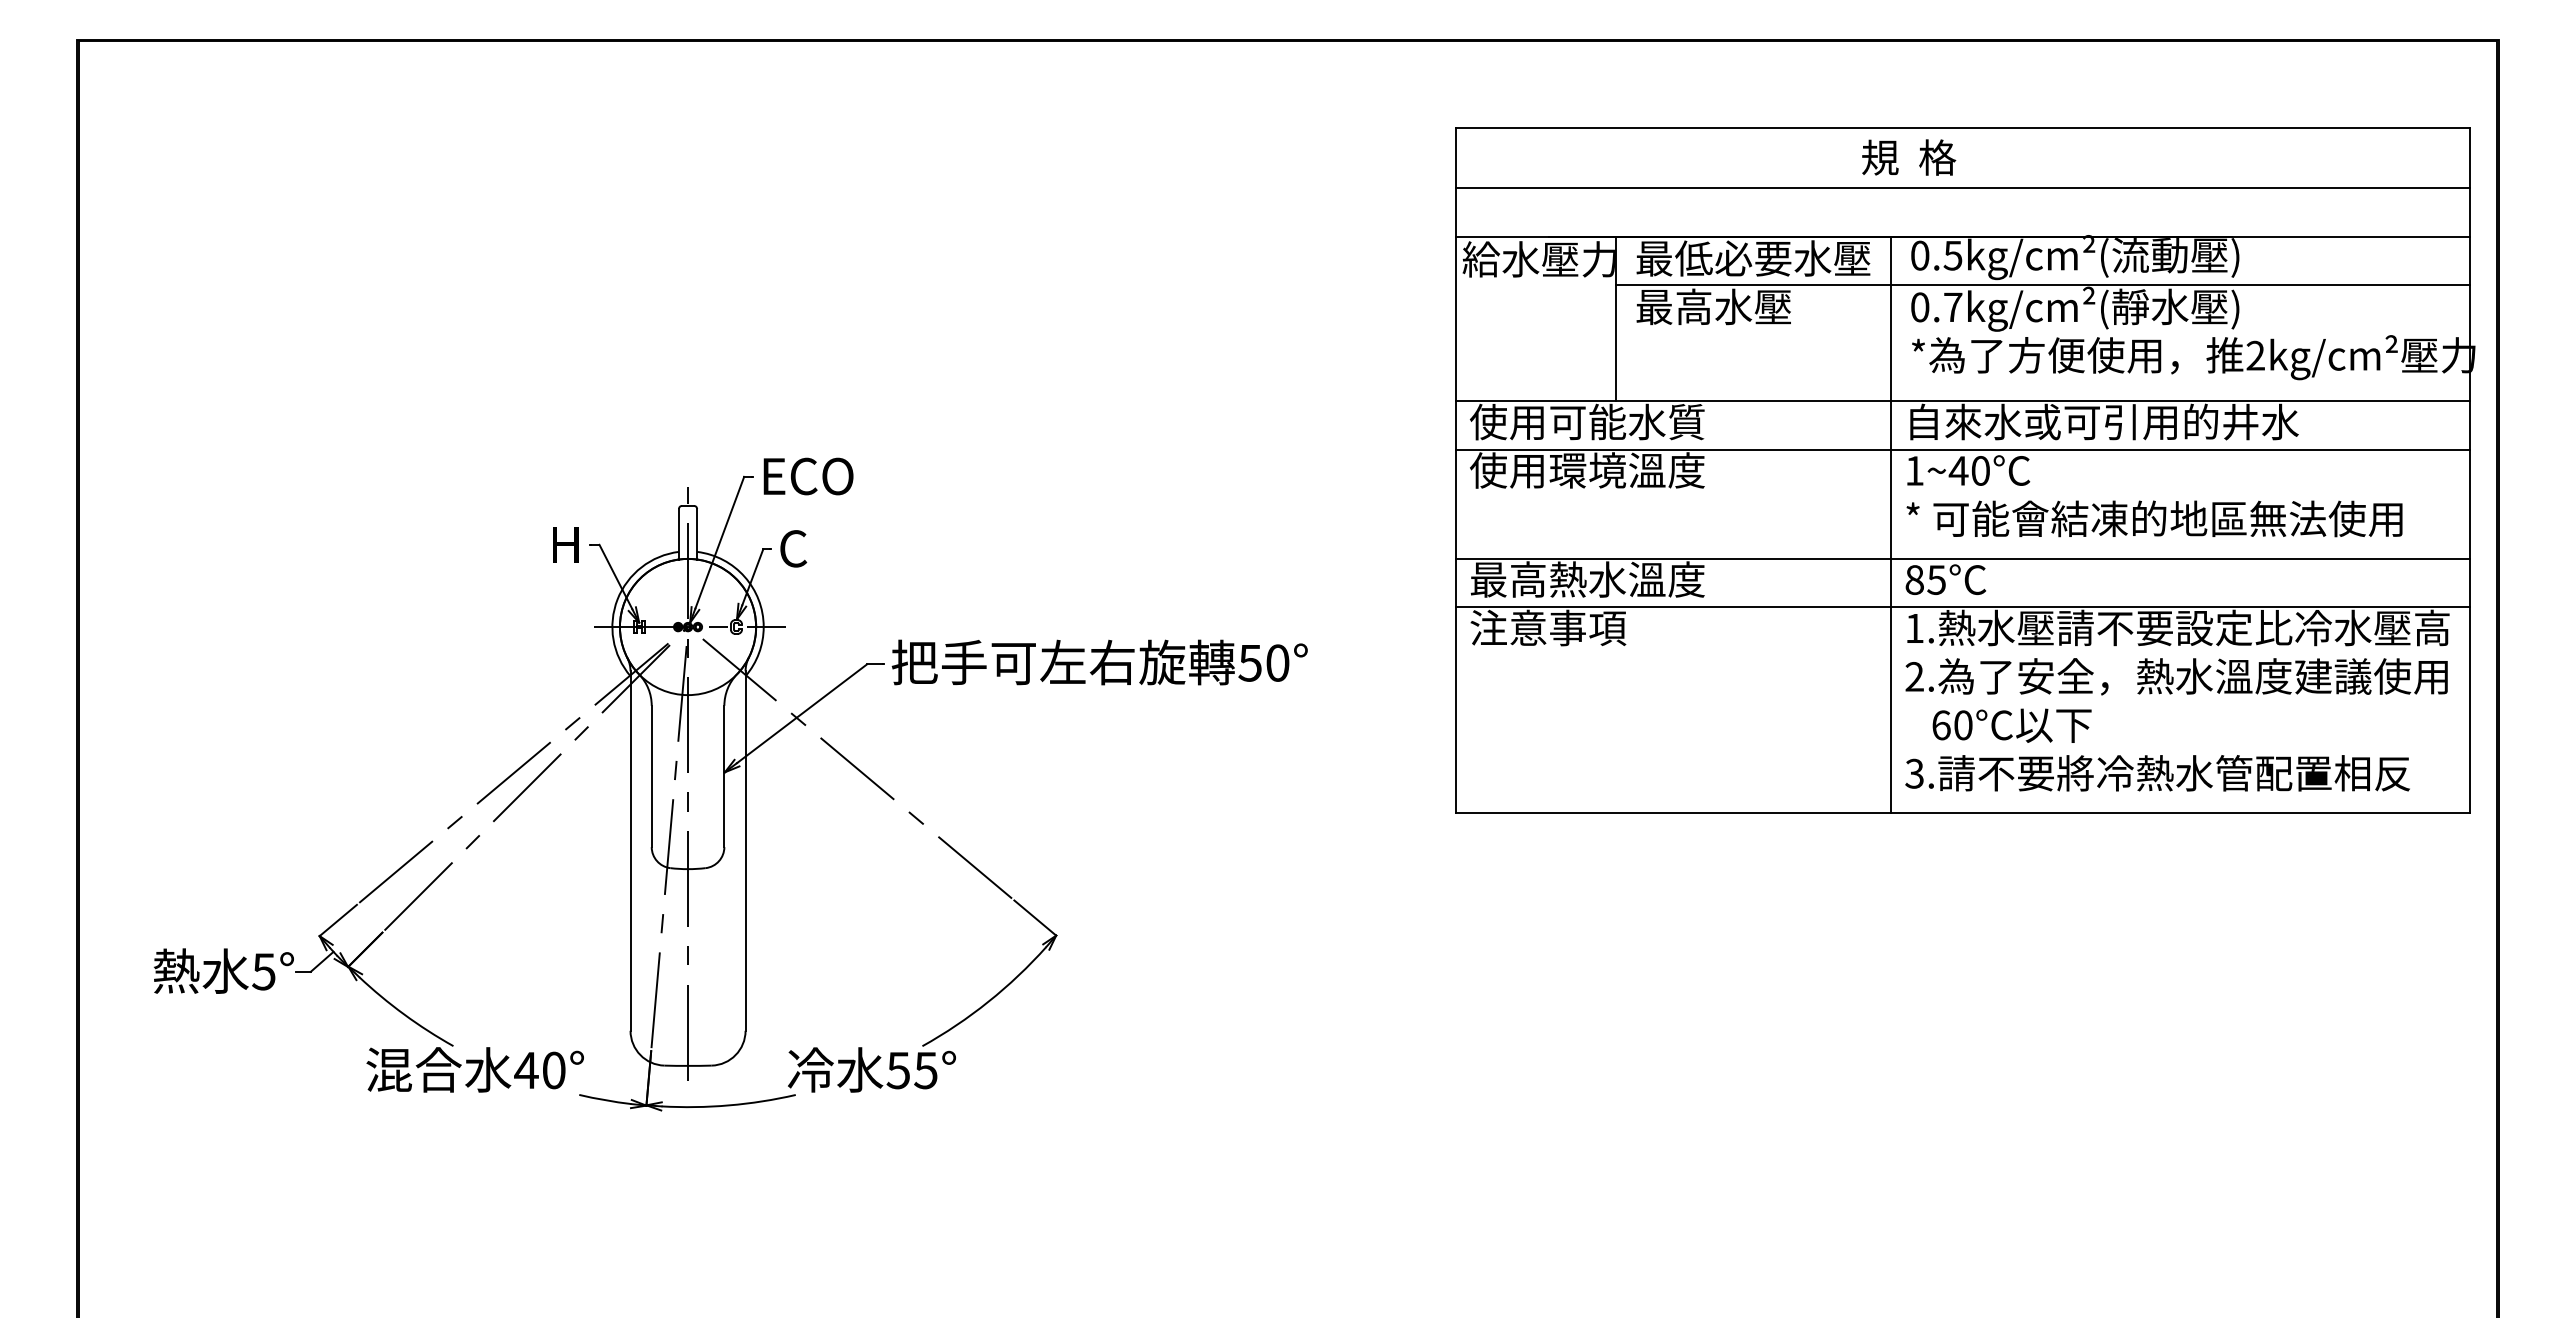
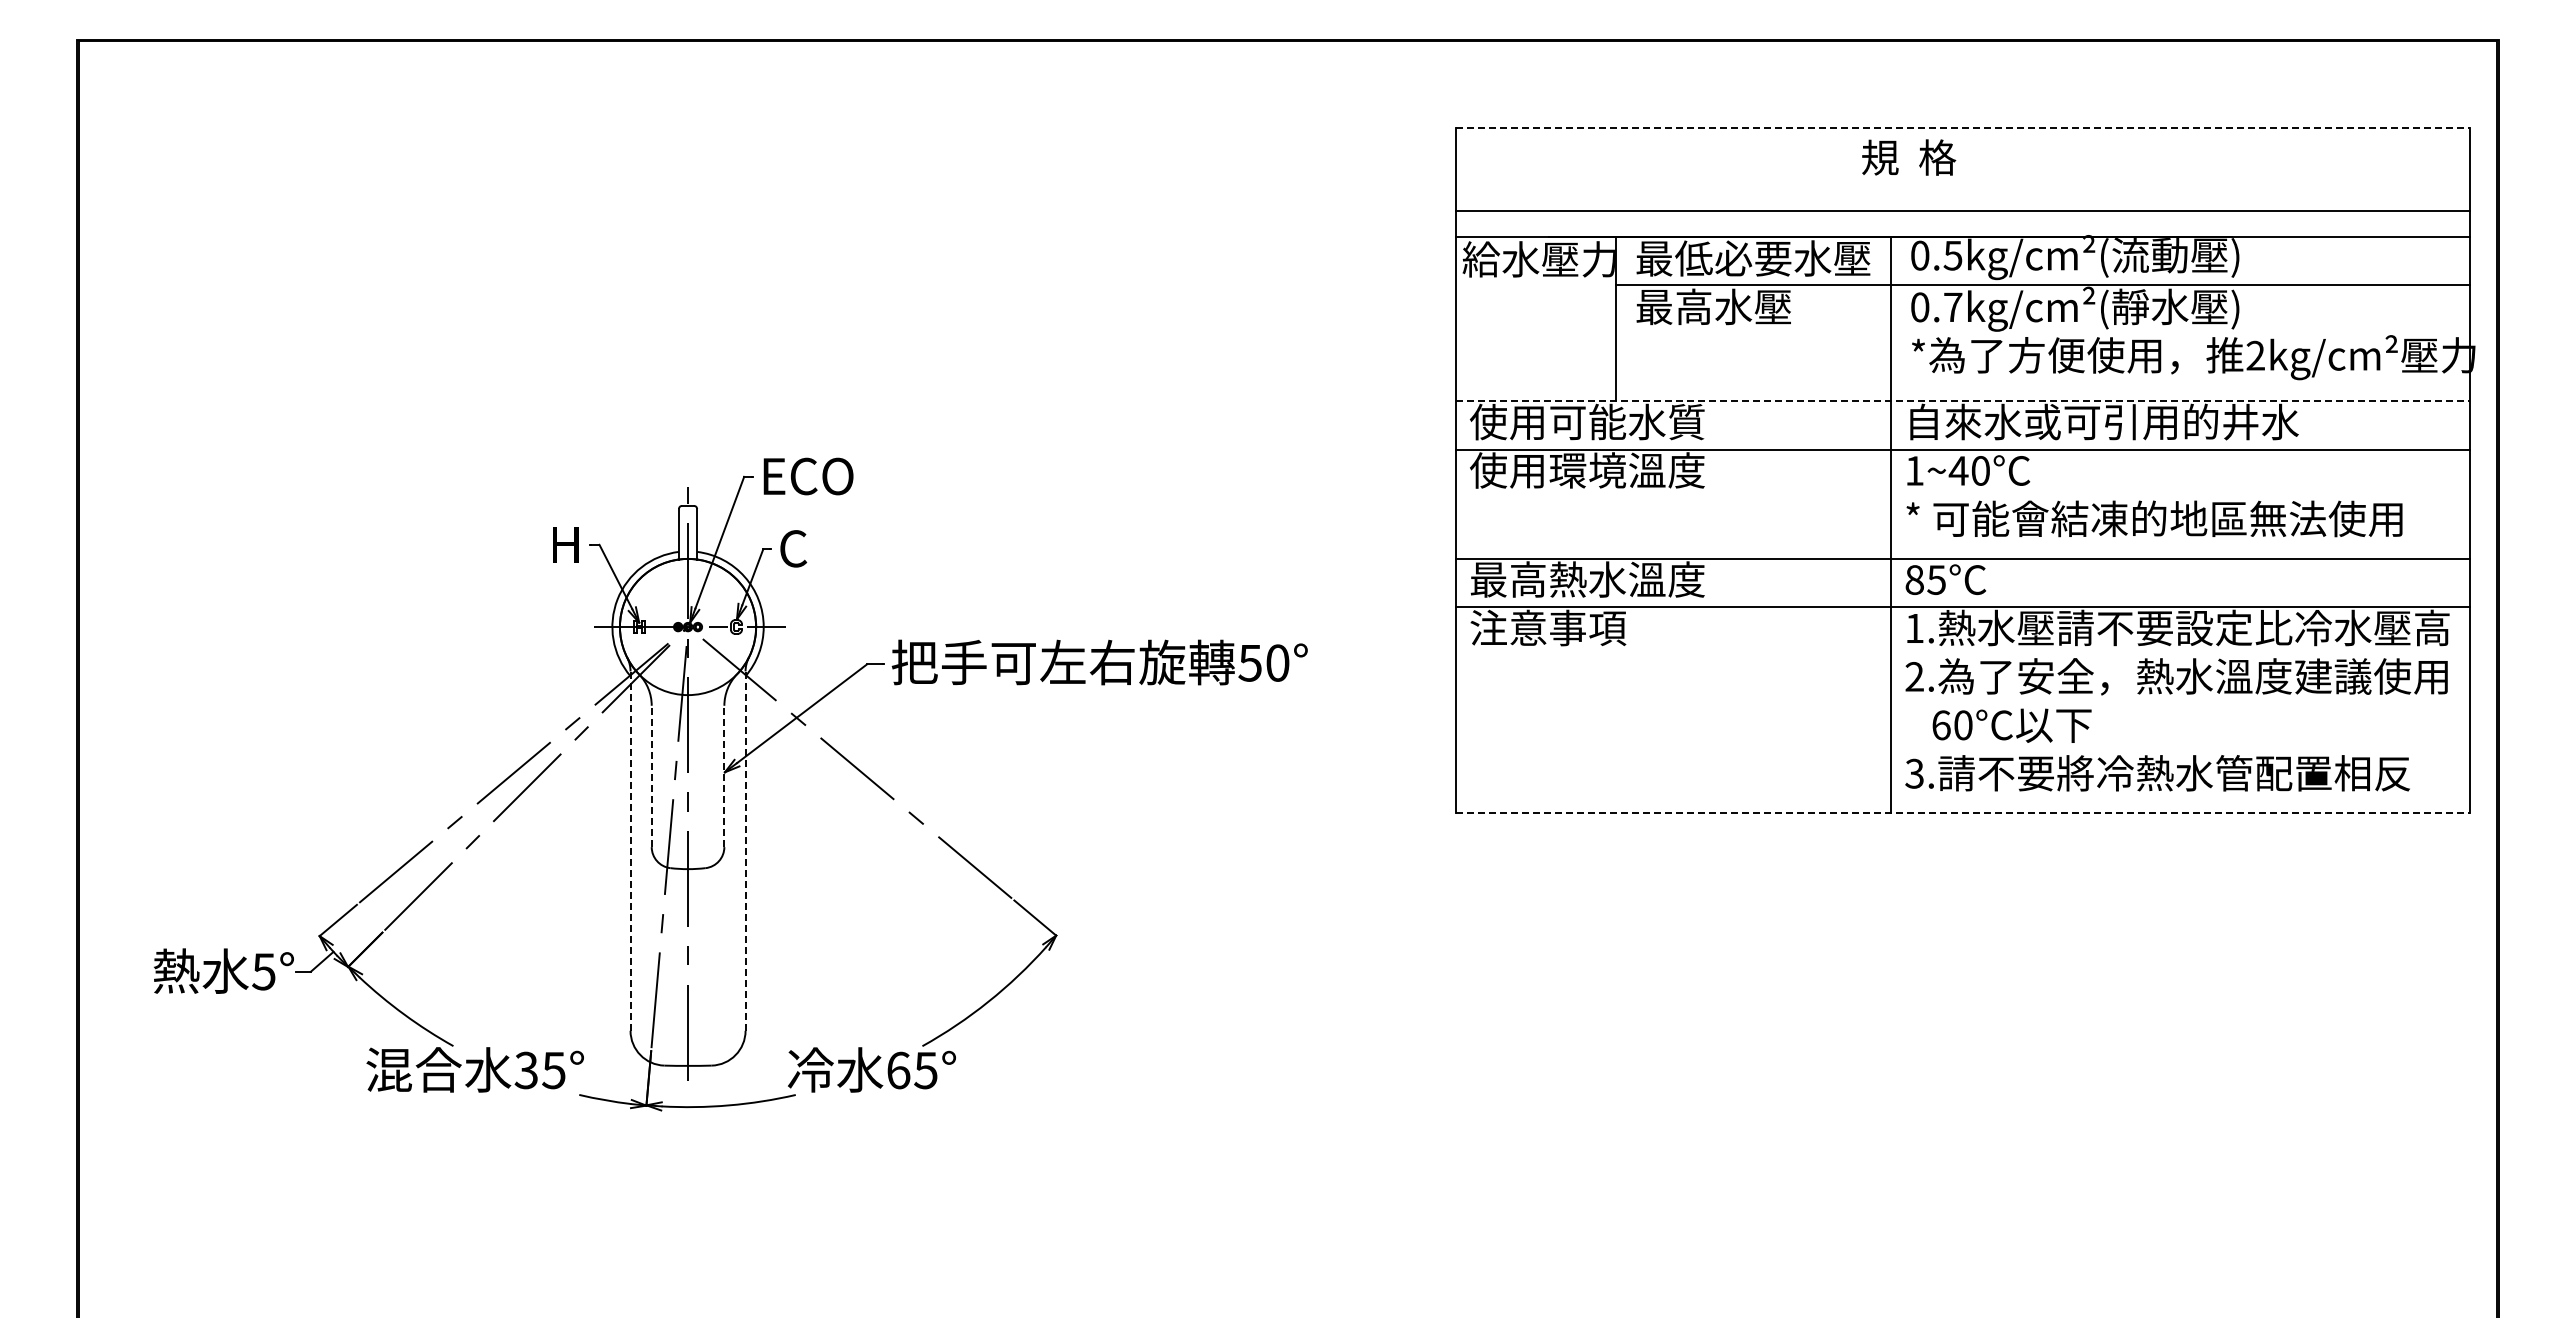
line: solid -> dashed (1963, 127)
line position: (1962, 188) -> (1962, 211) (1962, 211)
line: solid -> dashed (1963, 401)
line: solid -> dashed (651, 776)
line: solid -> dashed (724, 776)
line: solid -> dashed (1963, 812)
line: solid -> dashed (630, 851)
line: solid -> dashed (745, 851)
text: 40° -> 35° (539, 1070)
text: 55° -> 65° (898, 1070)
